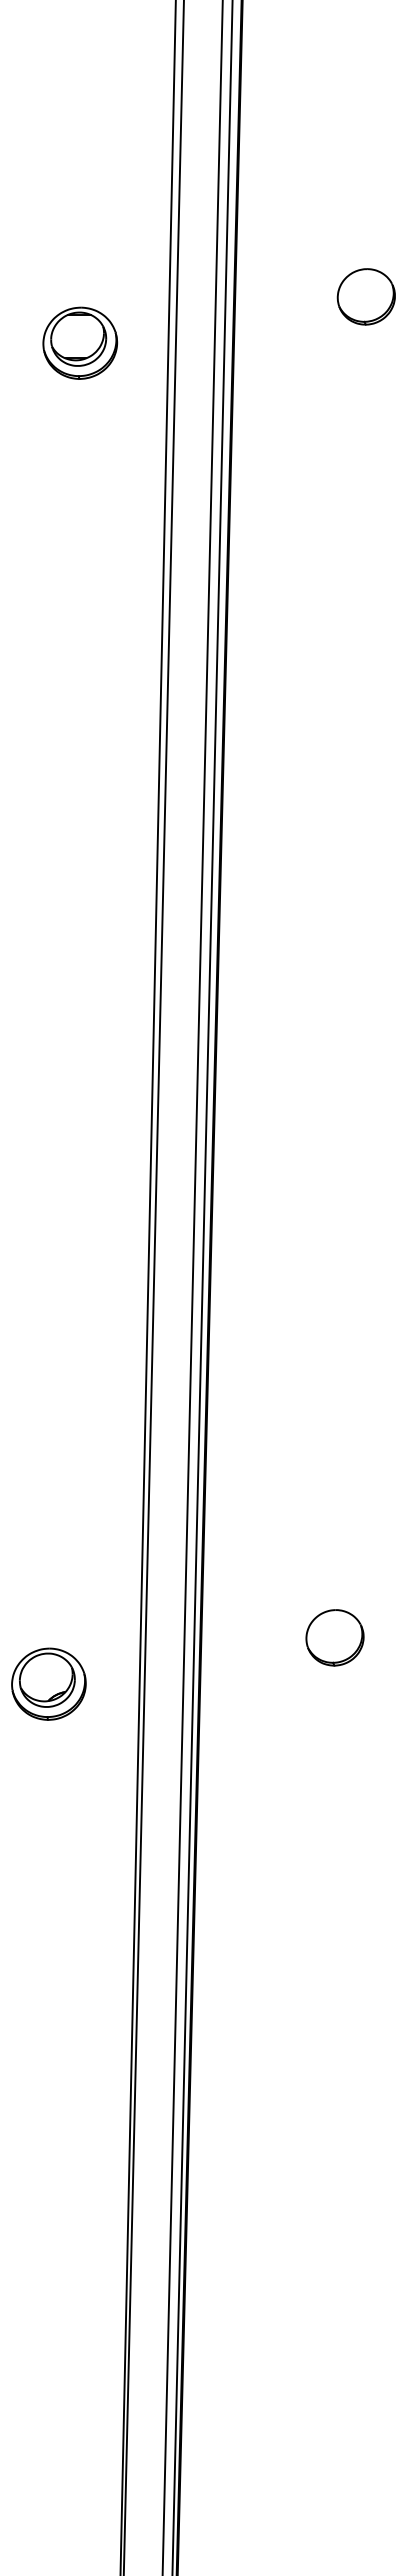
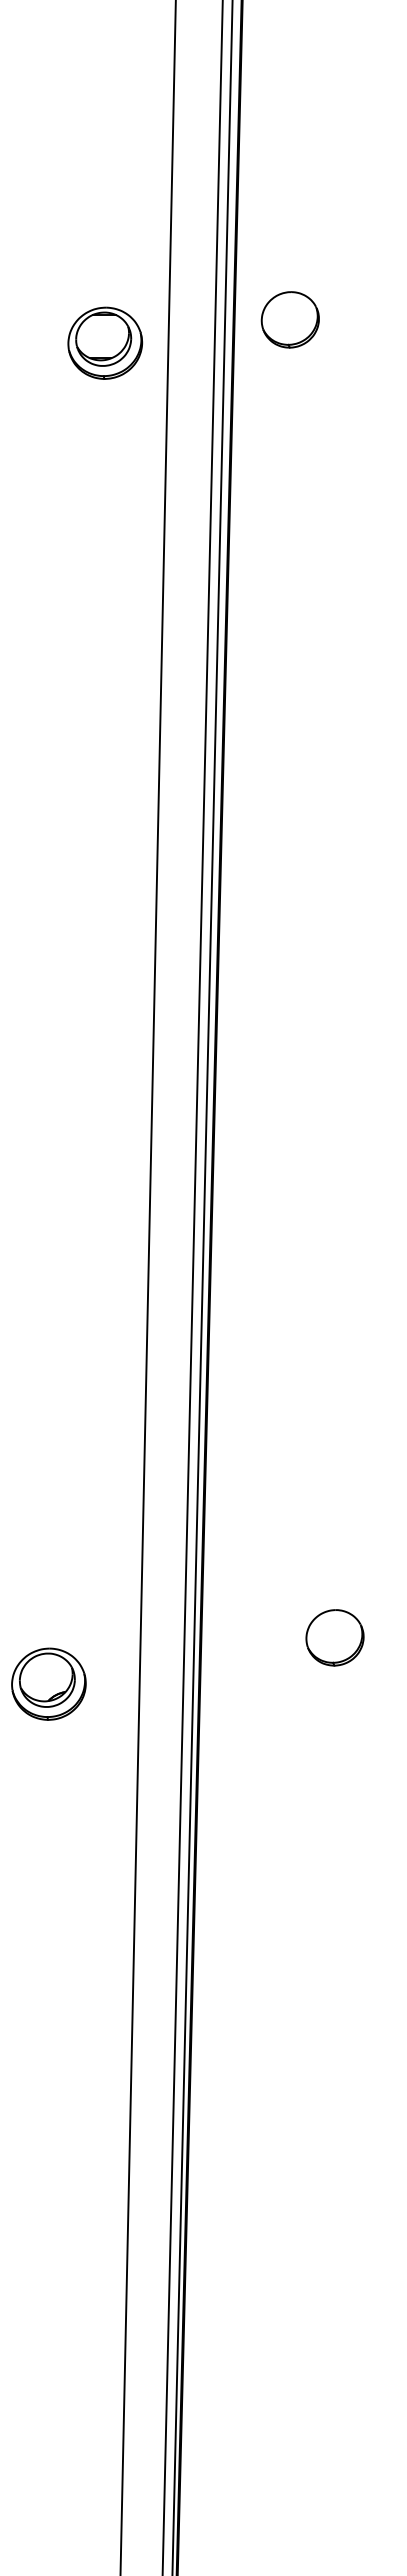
part position: (365, 296) -> (289, 319) (289, 319)
part position: (80, 342) -> (105, 342) (105, 342)
line: present -> none (153, 1287)
